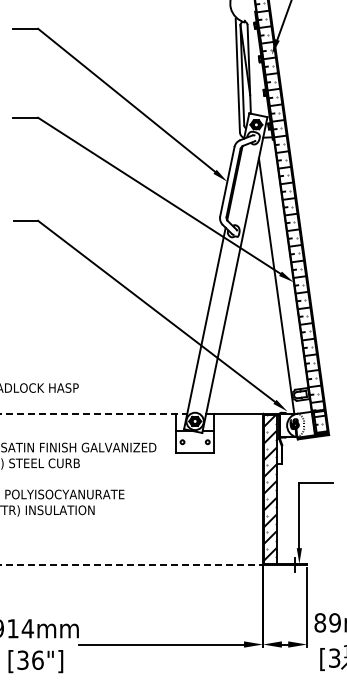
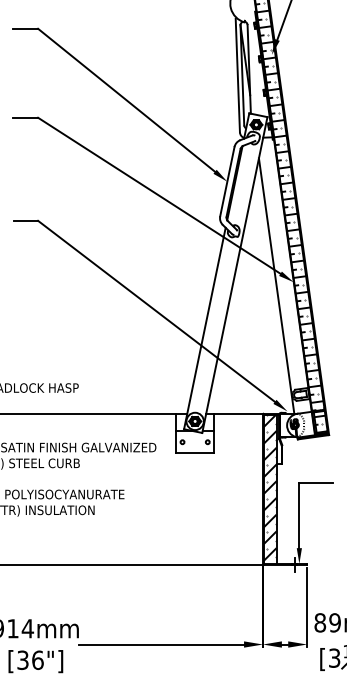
line: dashed -> solid (94, 413)
line: dashed -> solid (132, 564)
